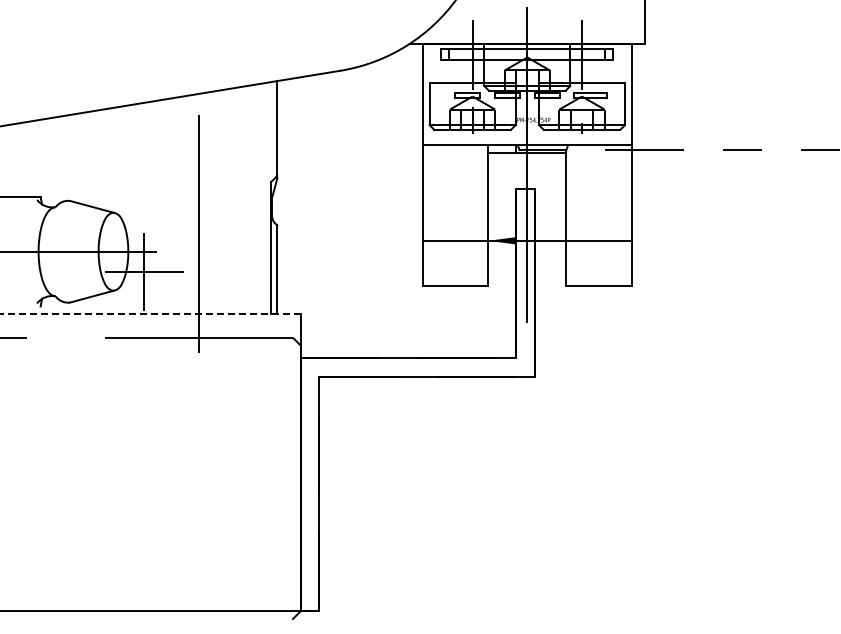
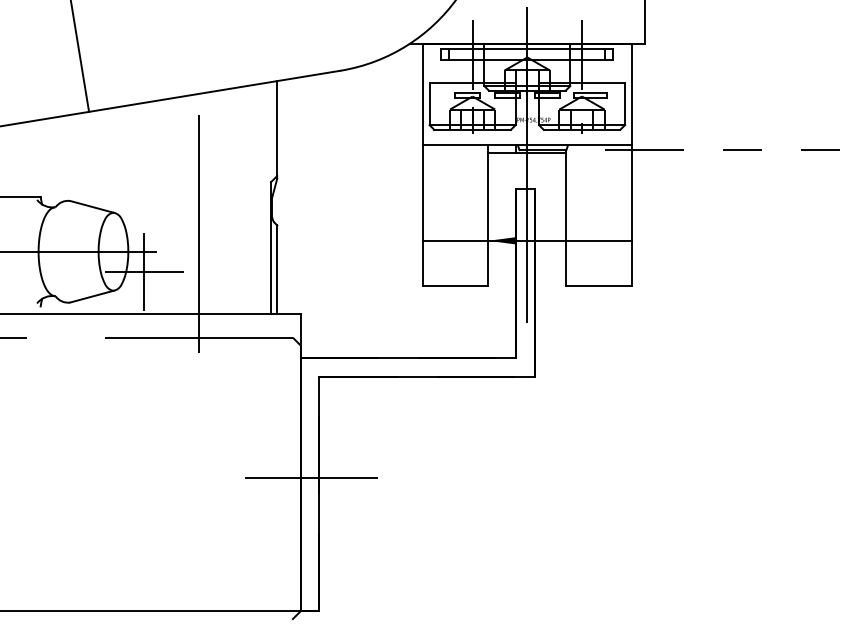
line: none -> present (80, 56)
line: dashed -> solid (150, 314)
line: none -> present (311, 478)
